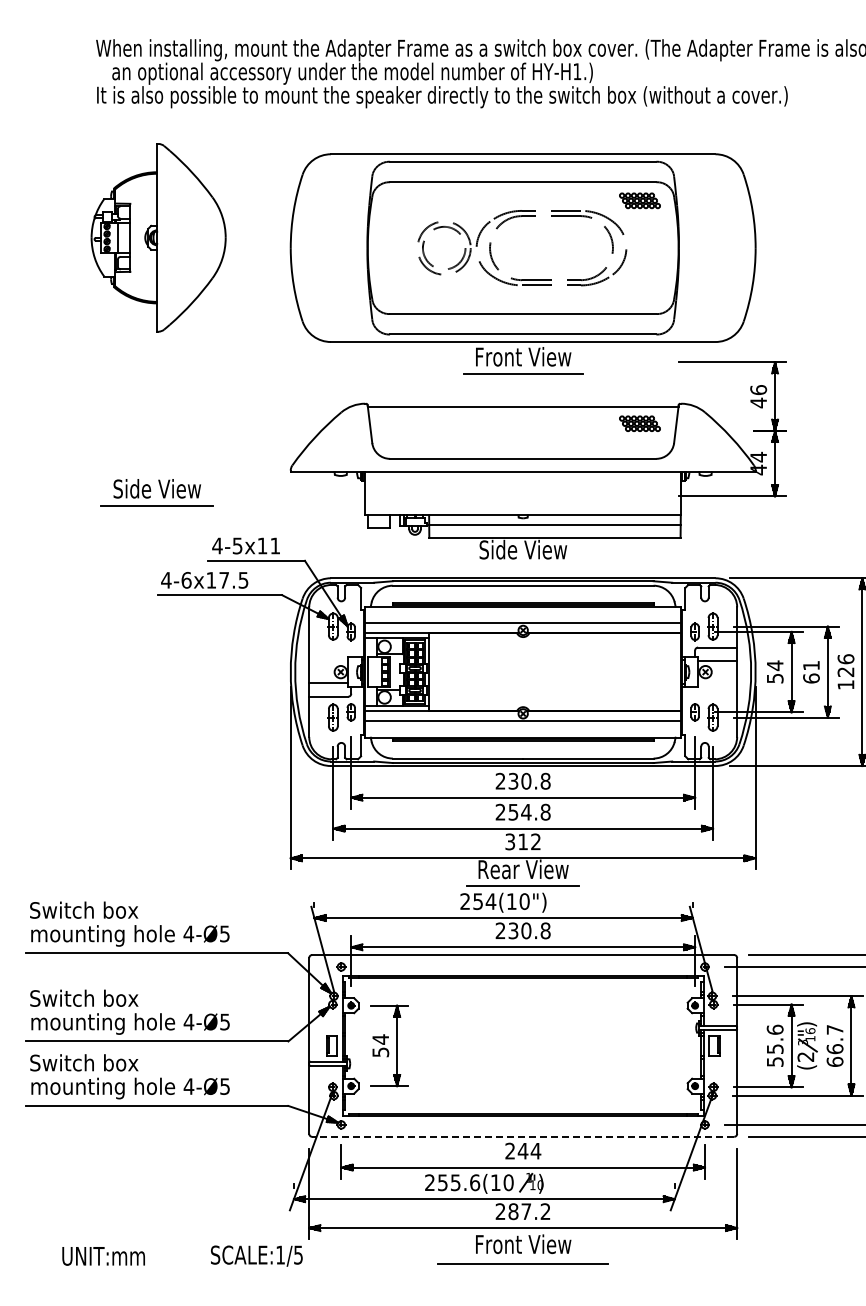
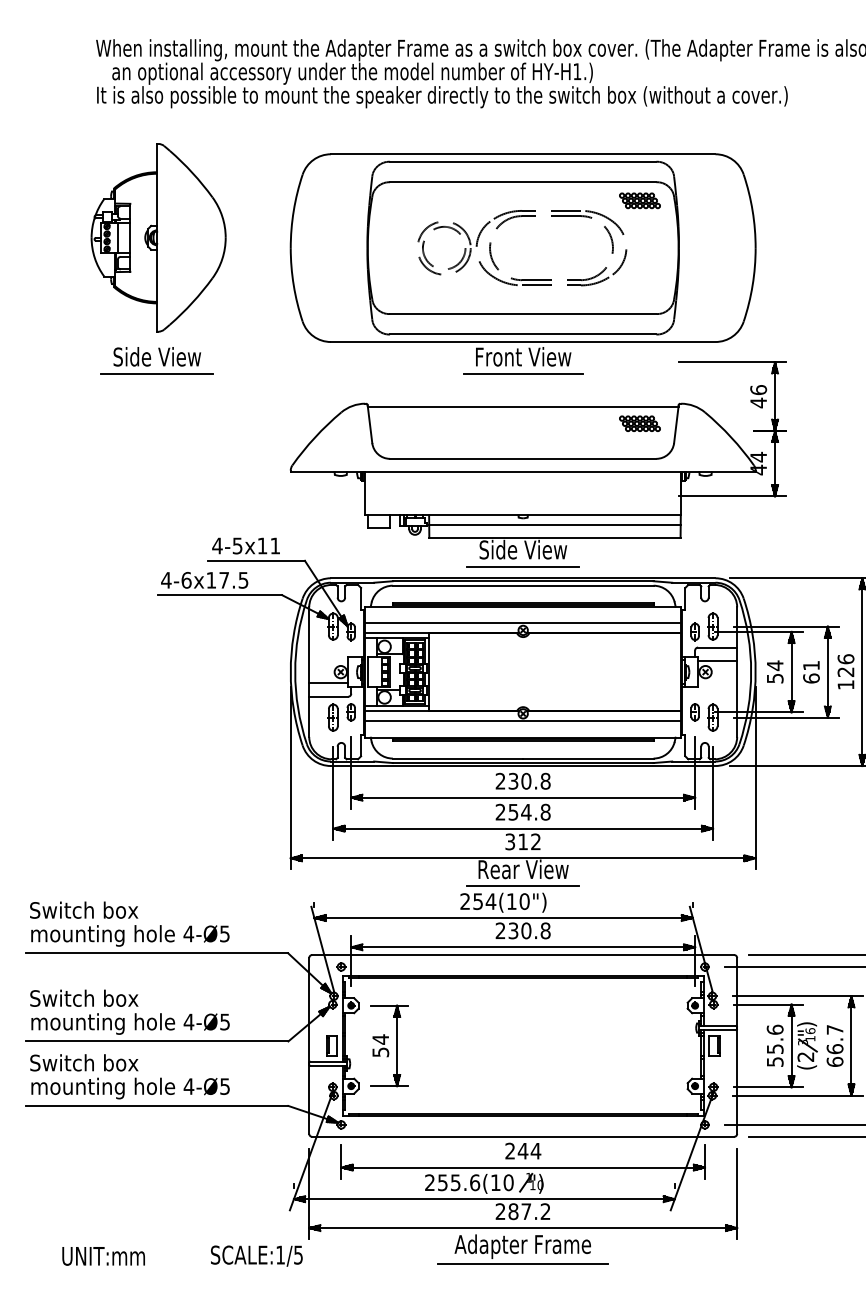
part position: (156, 492) -> (156, 360) (156, 360)
line: none -> present (523, 566)
line: dashed -> solid (523, 1136)
text: Front View -> Adapter Frame (522, 1246)
